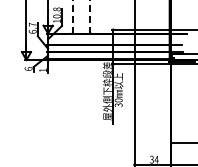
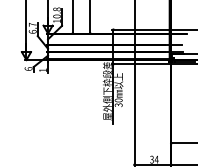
line: dashed -> solid (72, 16)
line: dashed -> solid (90, 16)
